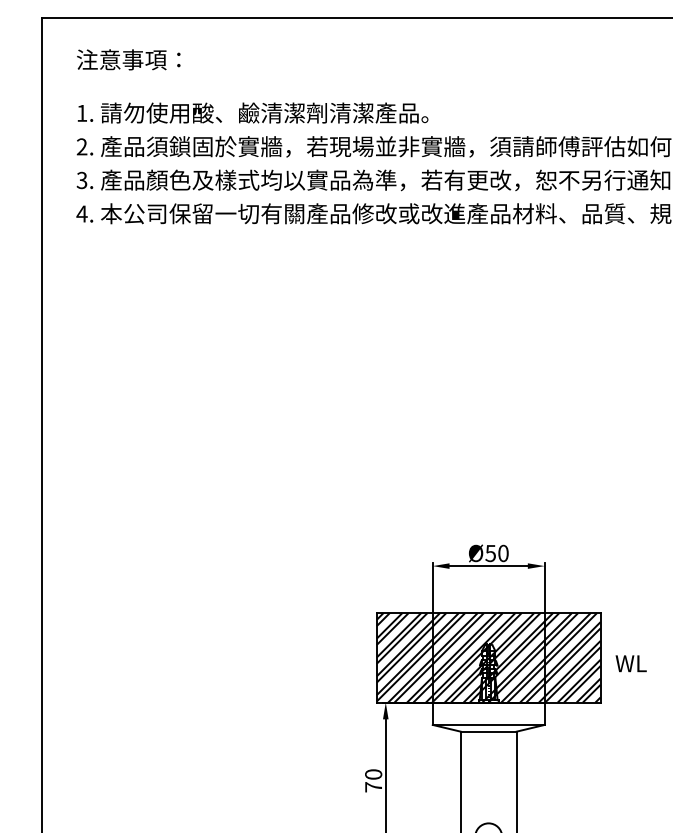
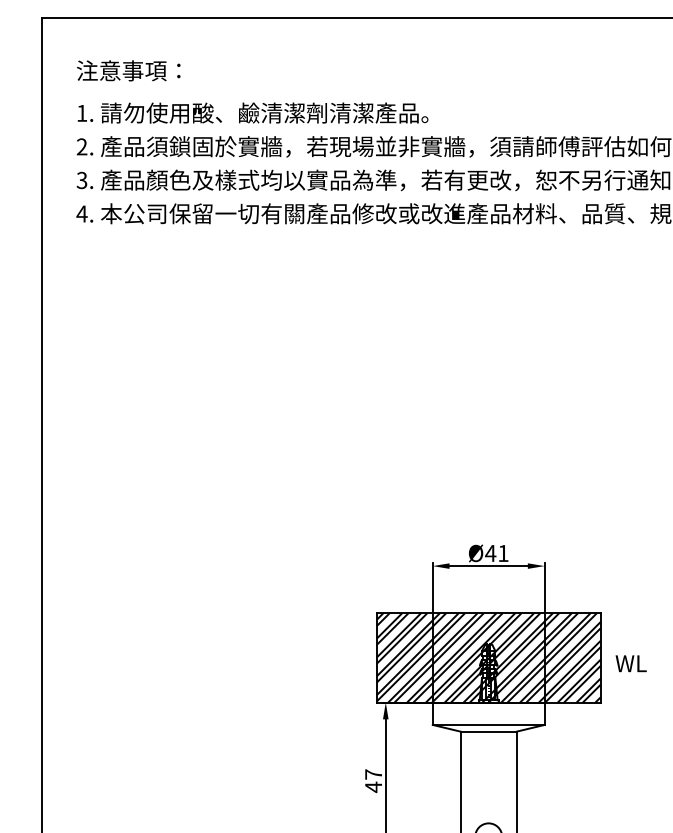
text position: (128, 59) -> (128, 70) (128, 70)
text: Ø50 -> Ø41 (496, 553)
text: 70 -> 47 (373, 781)
